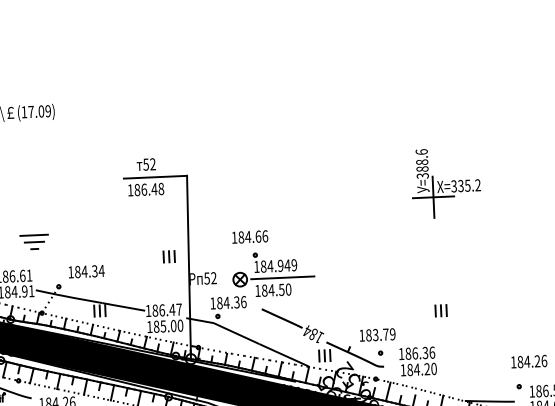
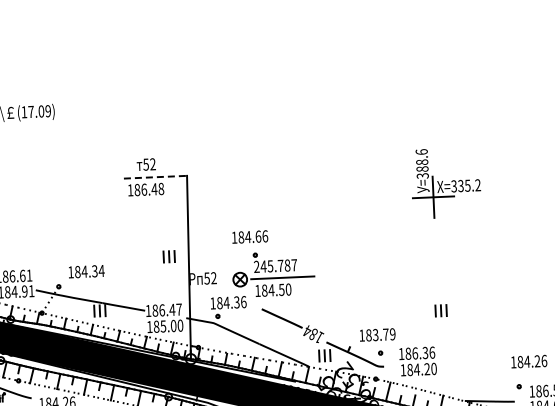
line: solid -> dashed (155, 177)
part: present -> none (33, 241)
text: 184.949 -> 245.787 (275, 265)
